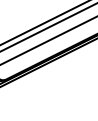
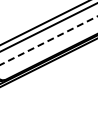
line: solid -> dashed (48, 40)
